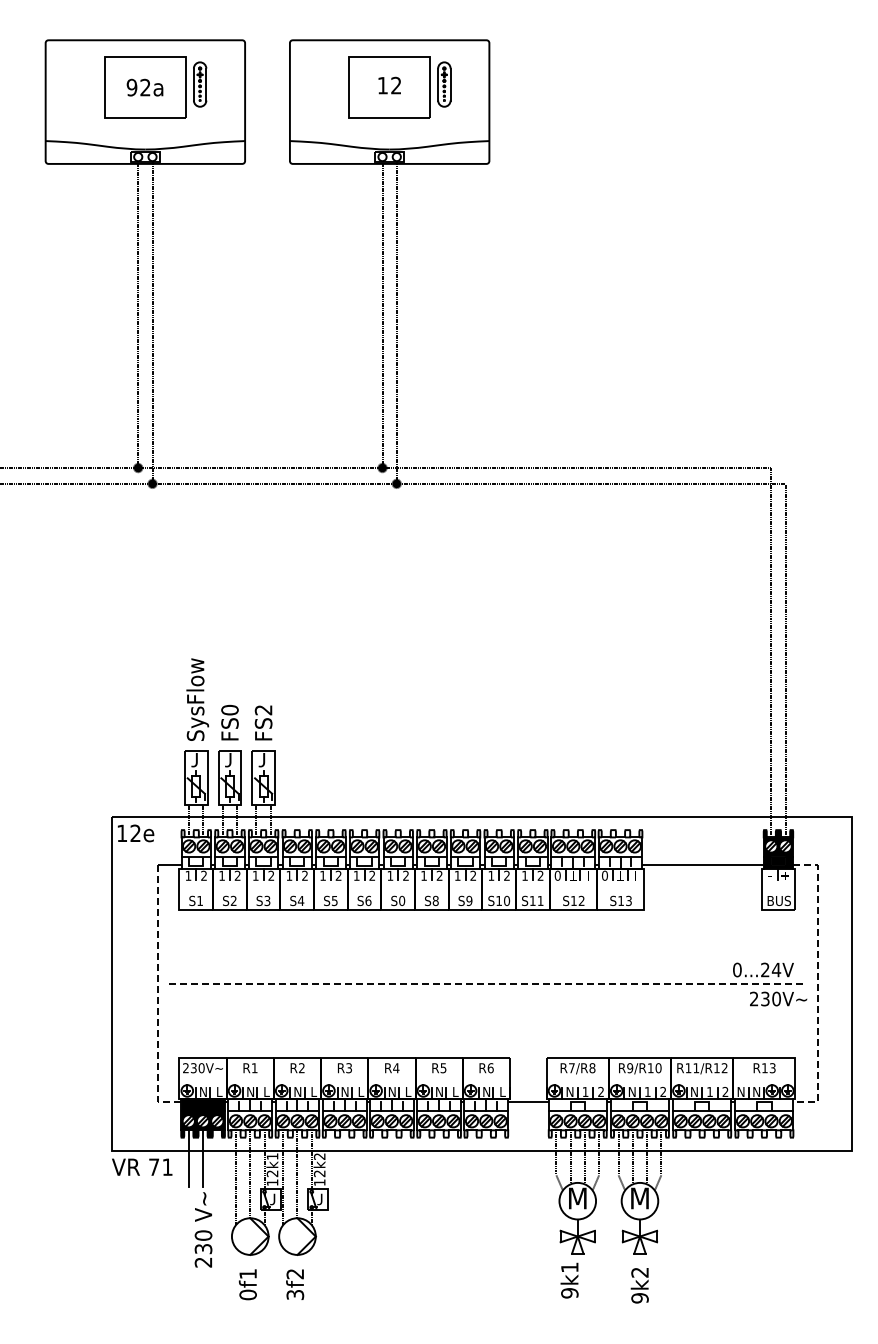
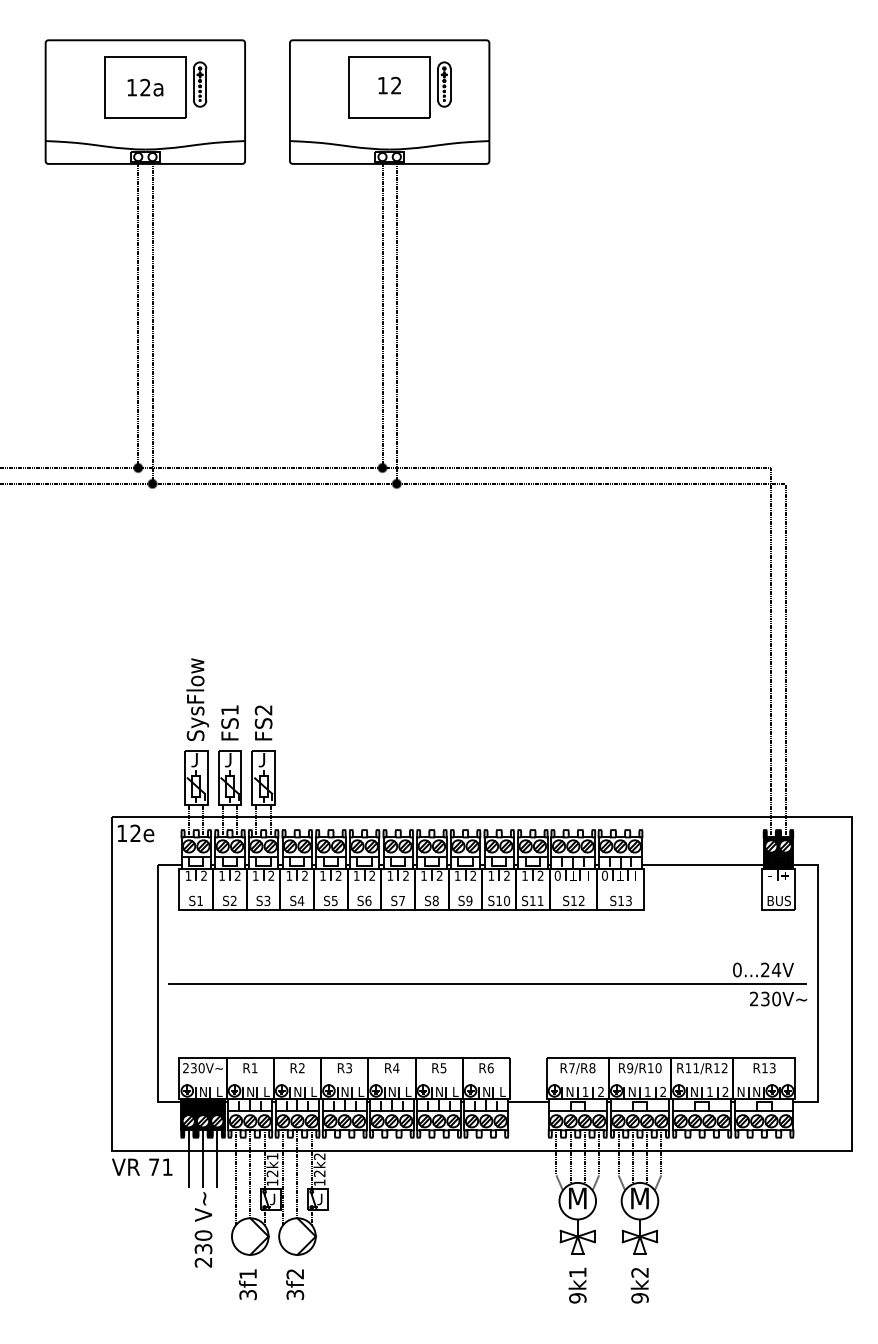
text: 92a -> 12a (131, 87)
text: FS0 -> FS1 (229, 709)
text: S0 -> S7 (402, 900)
line: dashed -> solid (487, 983)
line: dashed -> solid (817, 984)
line: dashed -> solid (158, 995)
line: none -> present (217, 1158)
text position: (569, 1280) -> (577, 1285) (577, 1285)
text: 0f1 -> 3f1 (247, 1294)
